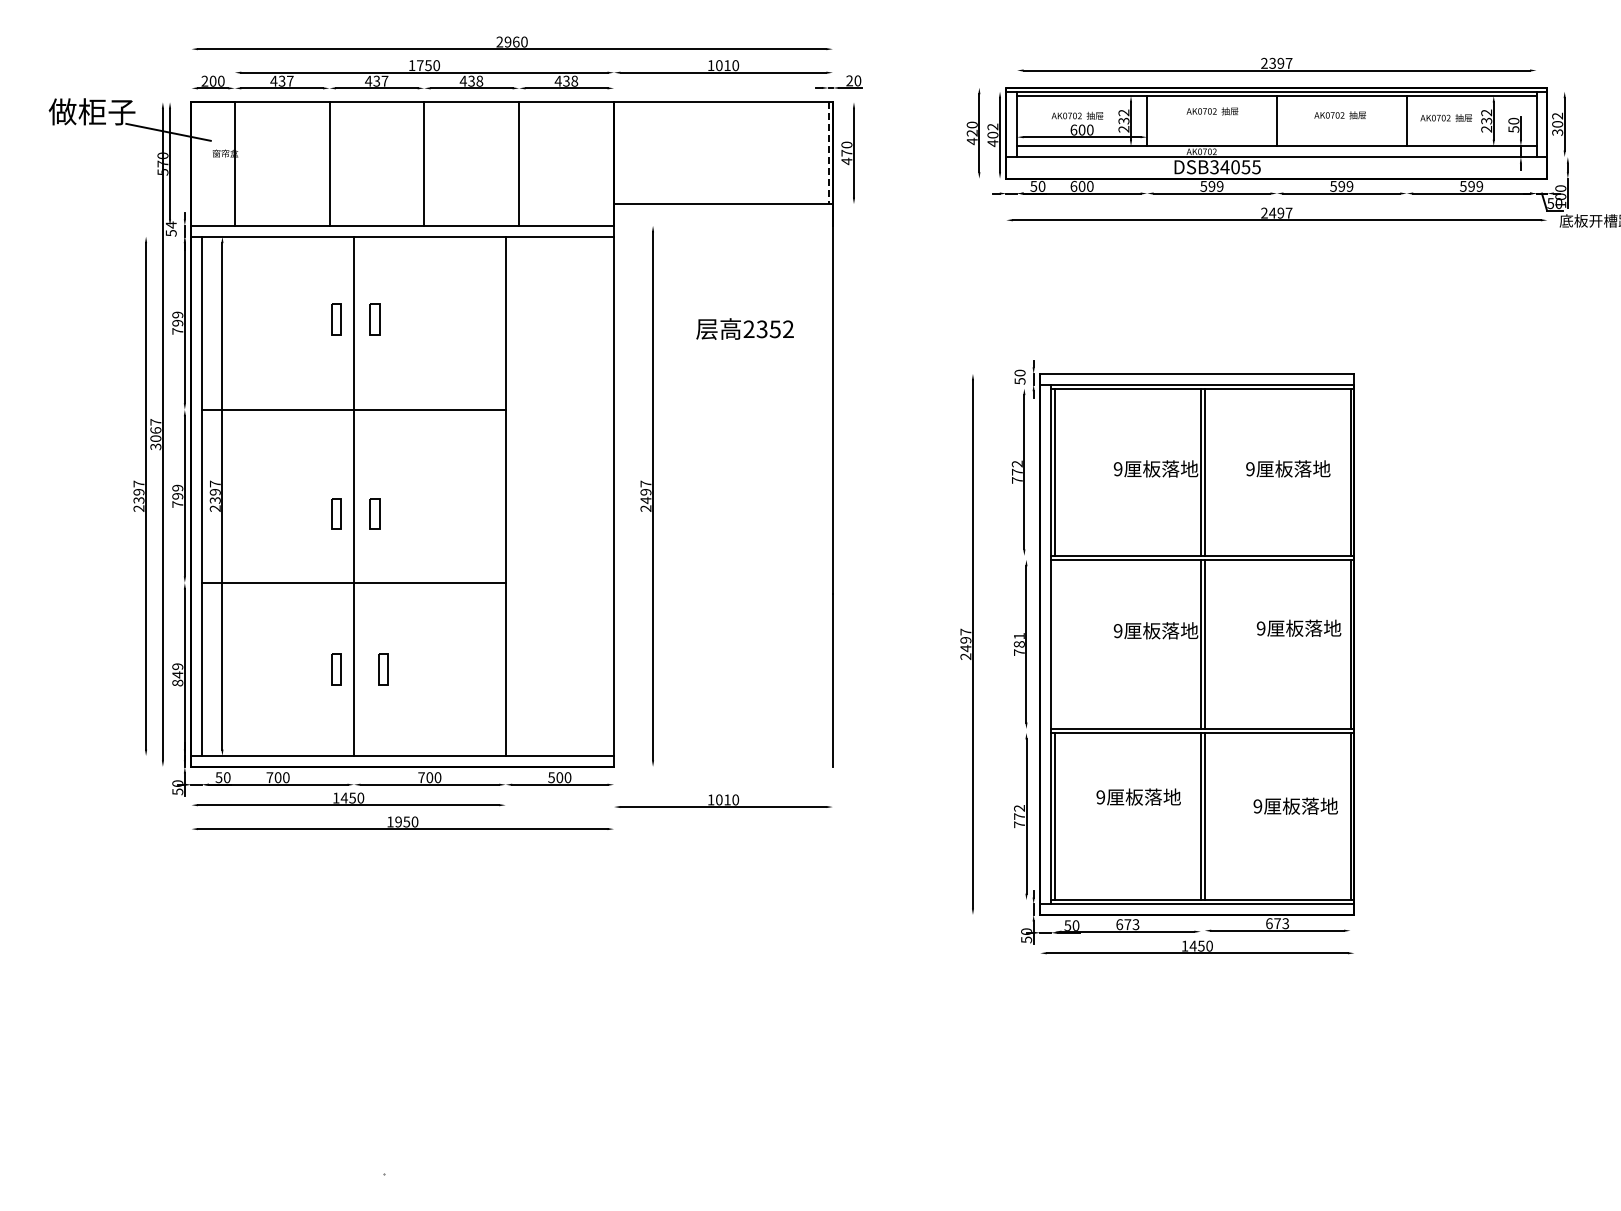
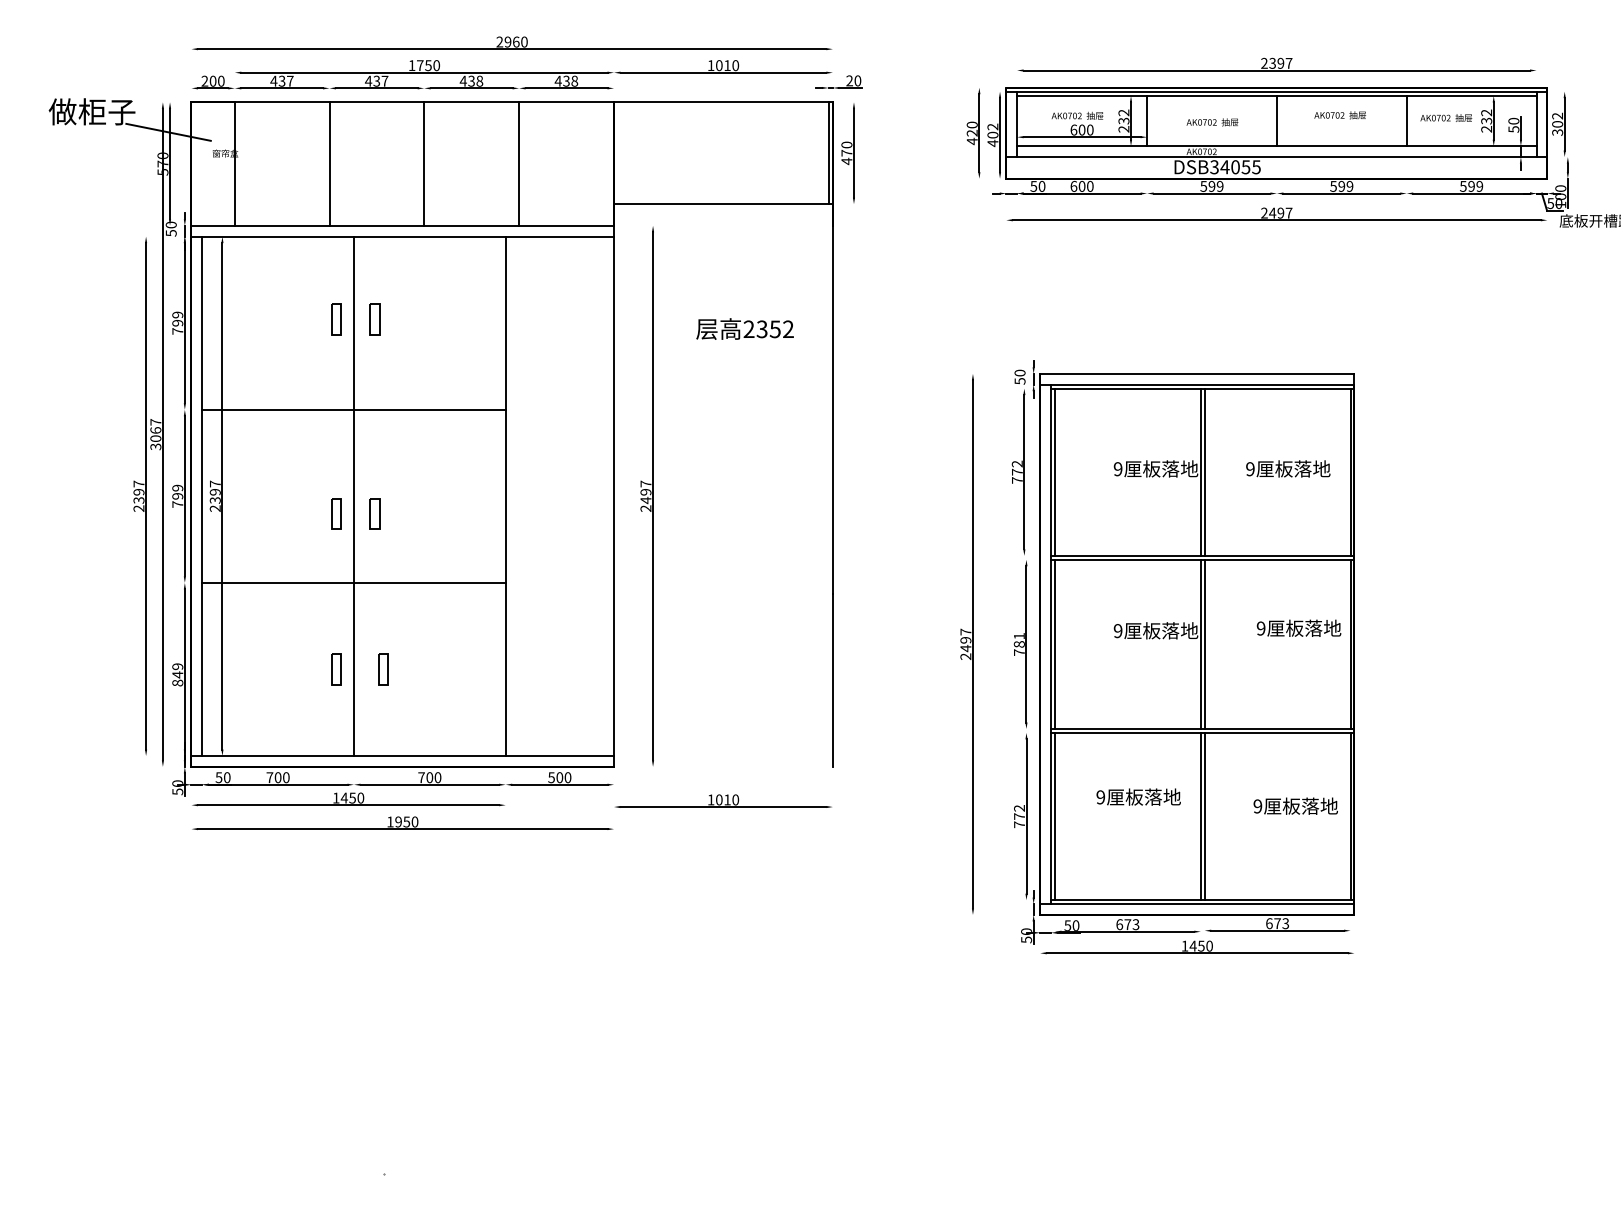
text position: (1212, 111) -> (1212, 122) (1212, 122)
line: dashed -> solid (828, 153)
text: 54 -> 50 (170, 224)
line: none -> present (1054, 644)
